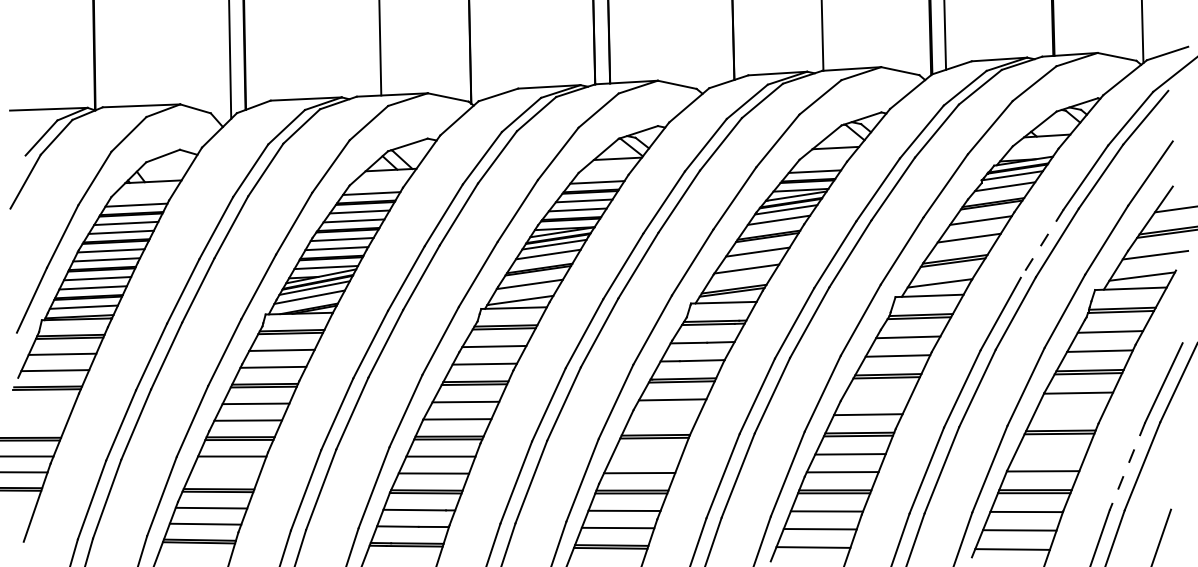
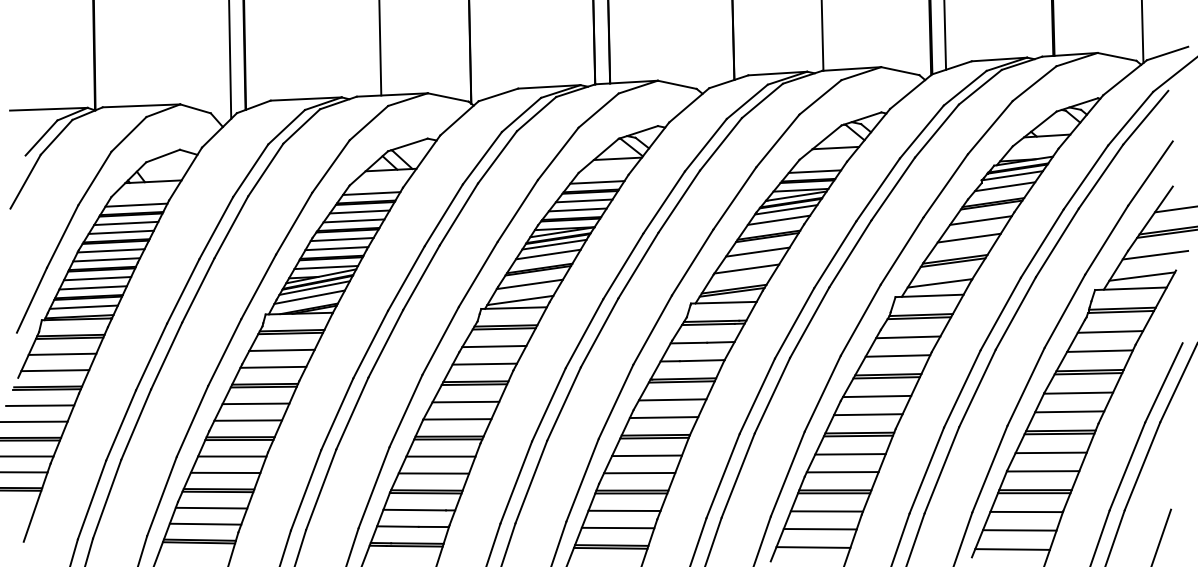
line: dashed -> solid (1042, 244)
line: none -> present (876, 396)
line: none -> present (40, 405)
line: none -> present (1069, 411)
line: none -> present (663, 417)
line: none -> present (34, 421)
line: none -> present (1050, 452)
line: none -> present (647, 455)
line: dashed -> solid (1127, 467)
line: none -> present (225, 472)
